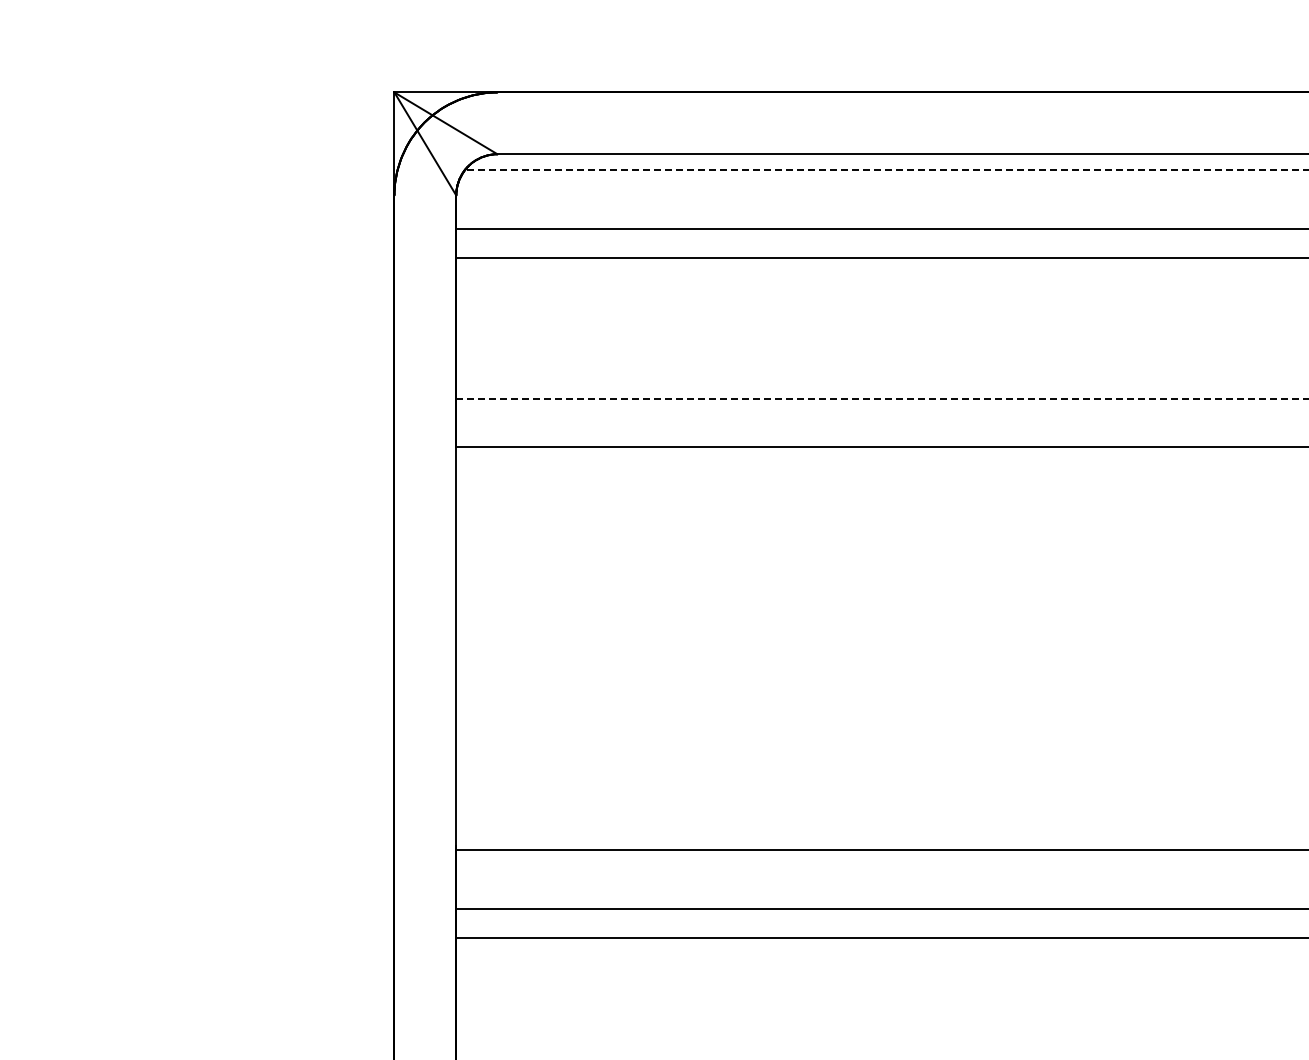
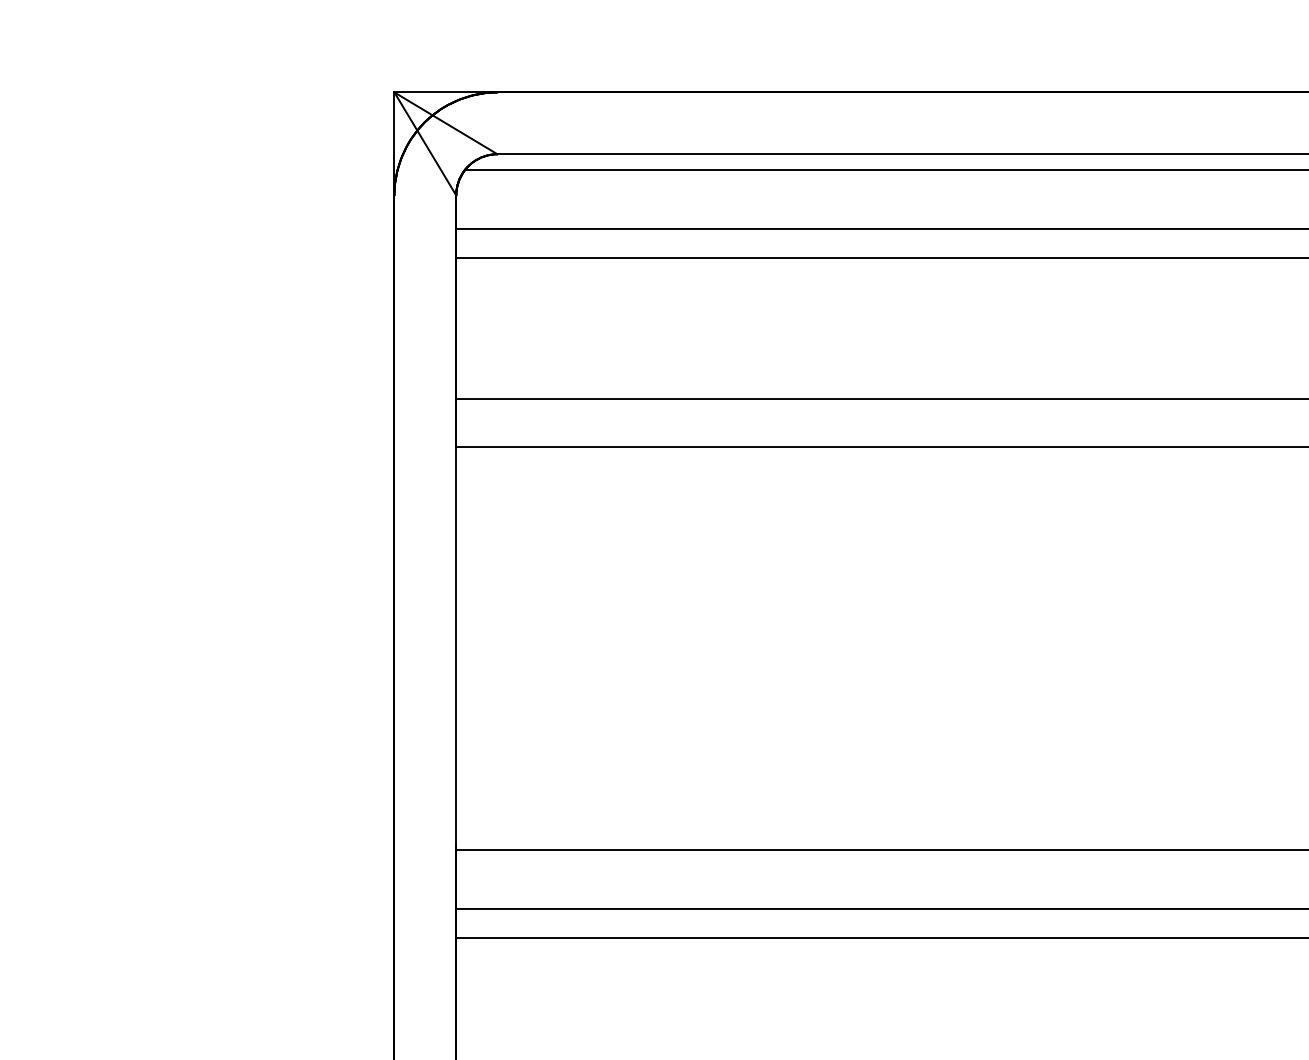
line: dashed -> solid (886, 170)
line: dashed -> solid (882, 399)
